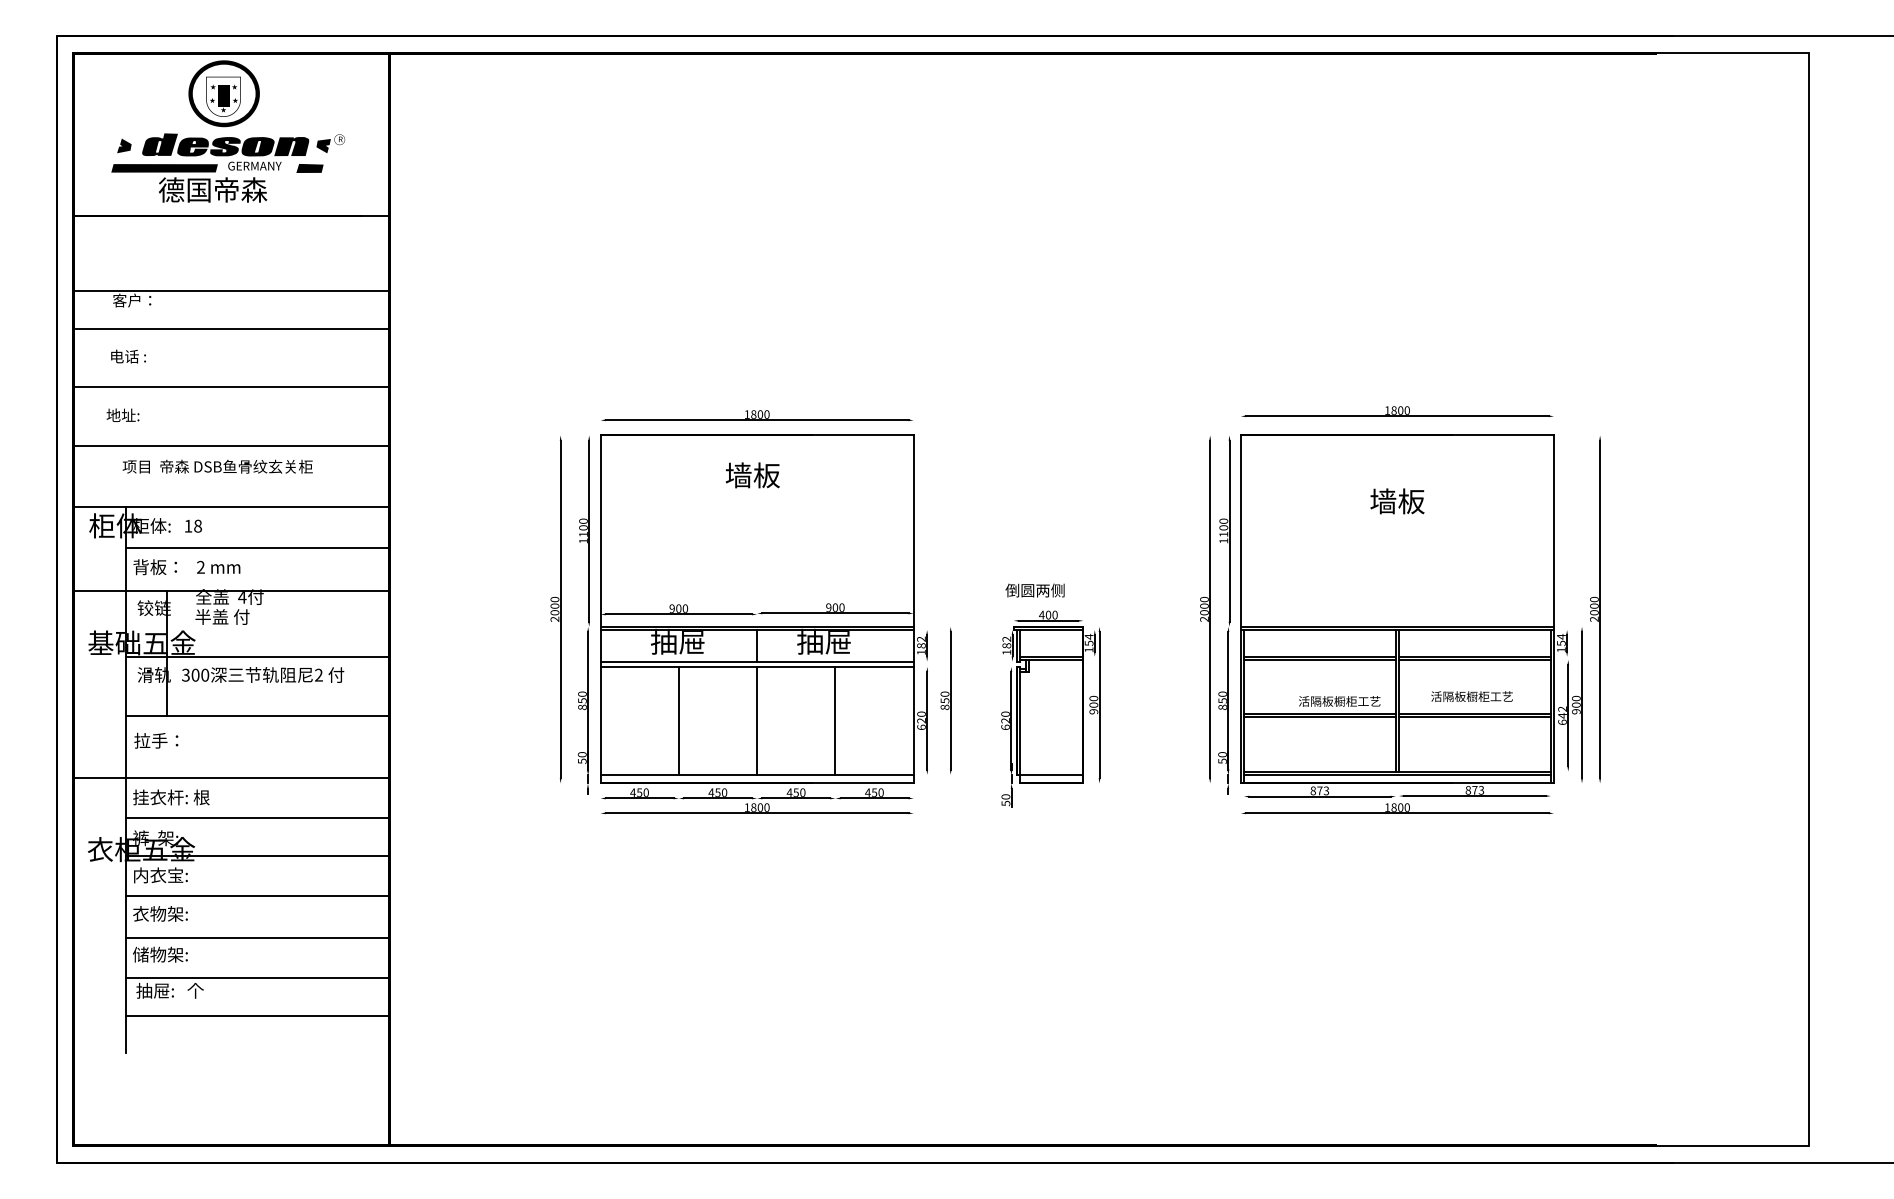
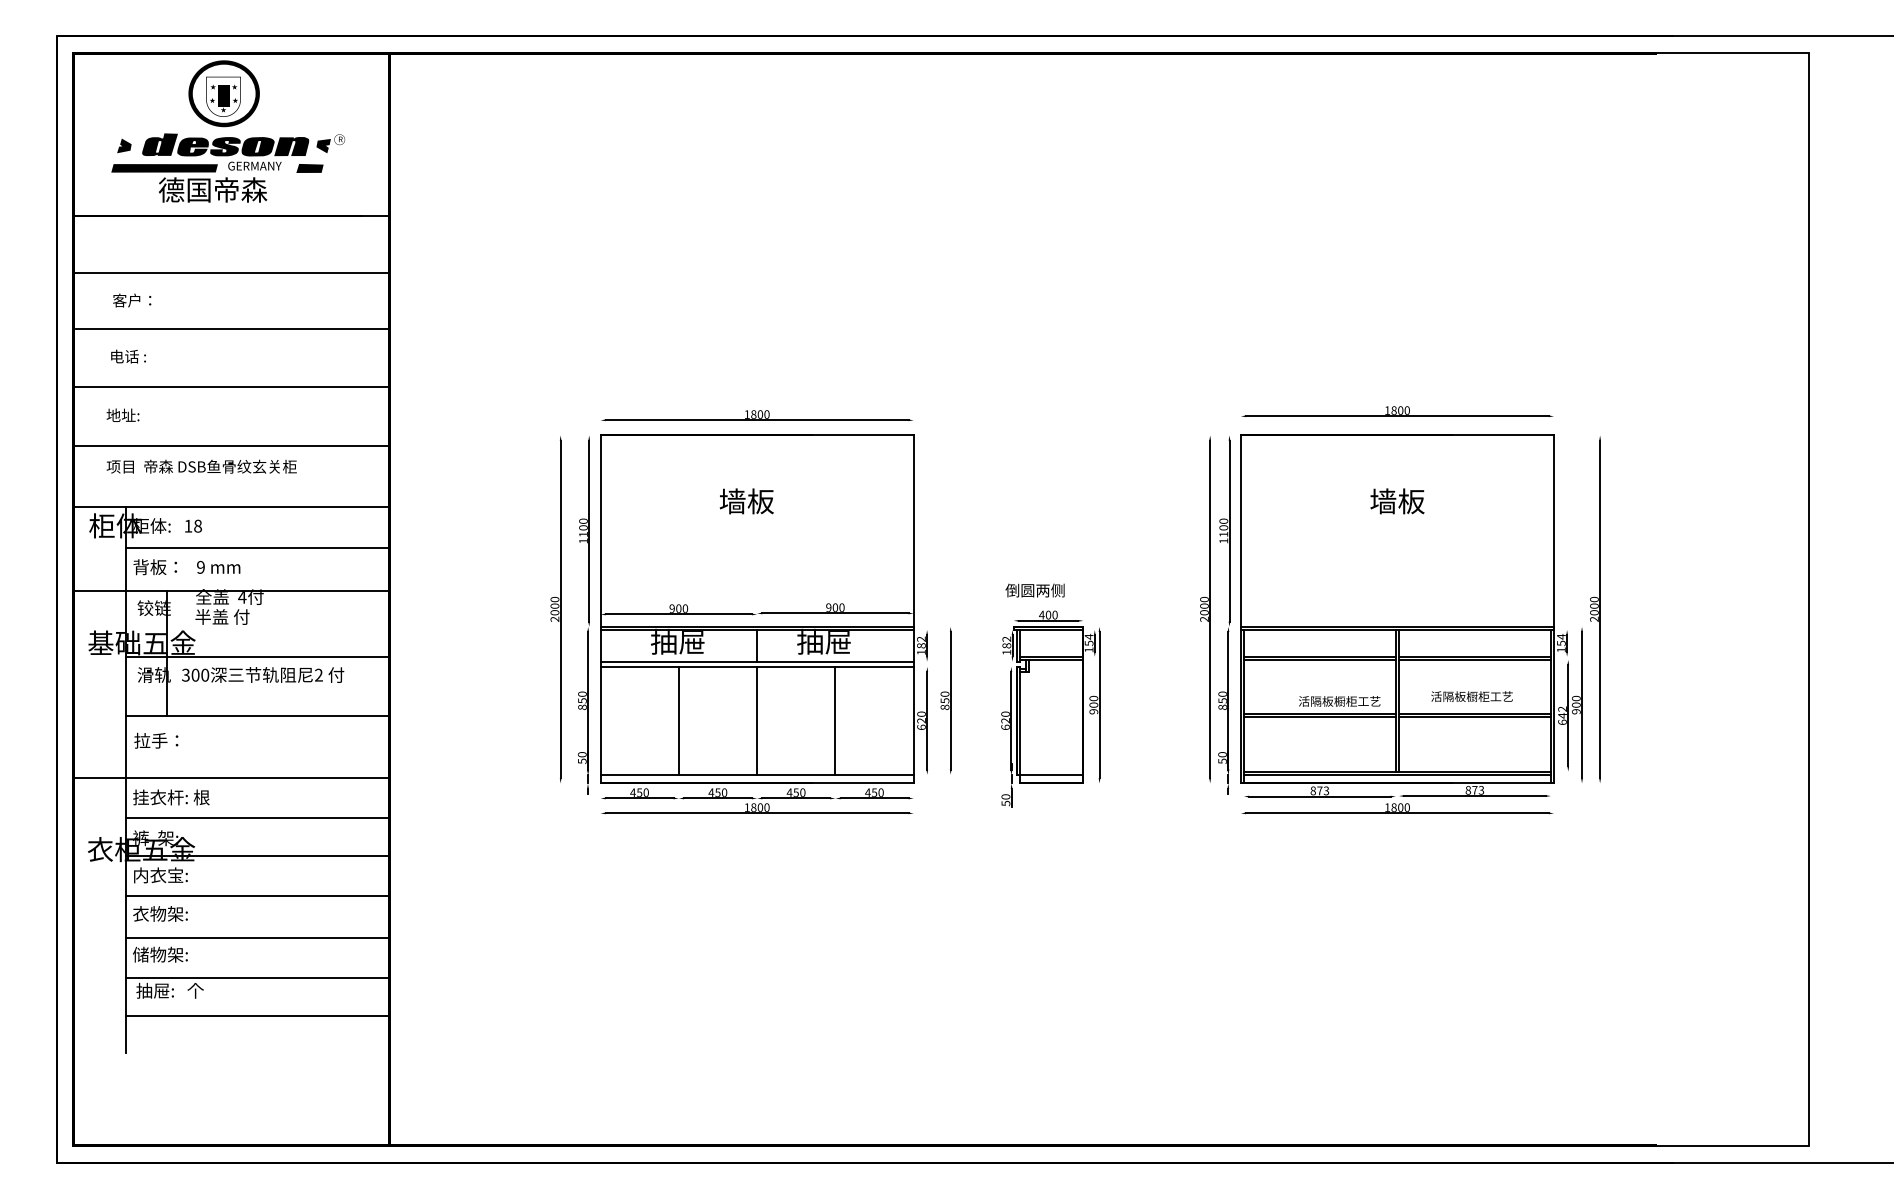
line position: (231, 290) -> (231, 272) (231, 272)
text position: (217, 466) -> (201, 466) (201, 466)
text position: (752, 475) -> (746, 501) (746, 501)
text: 2 -> 9 (200, 567)
